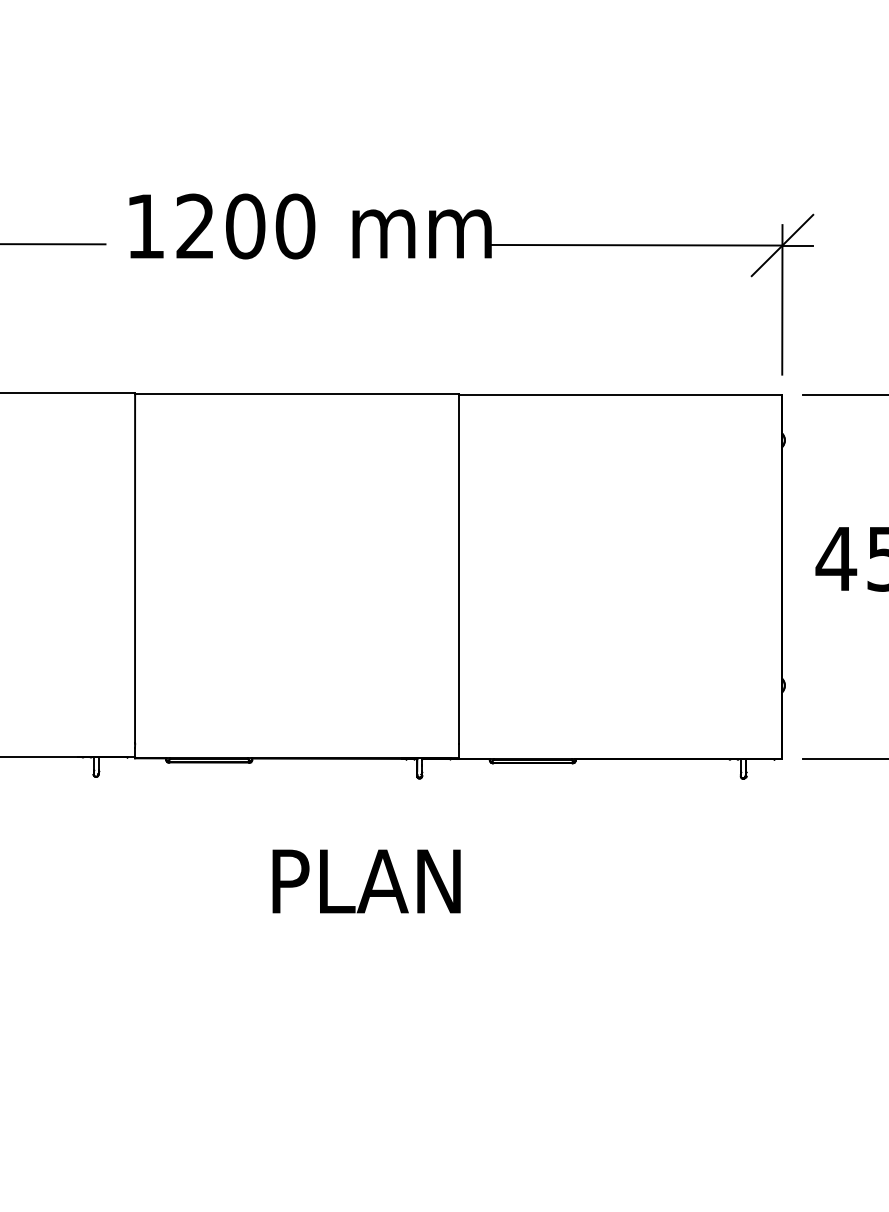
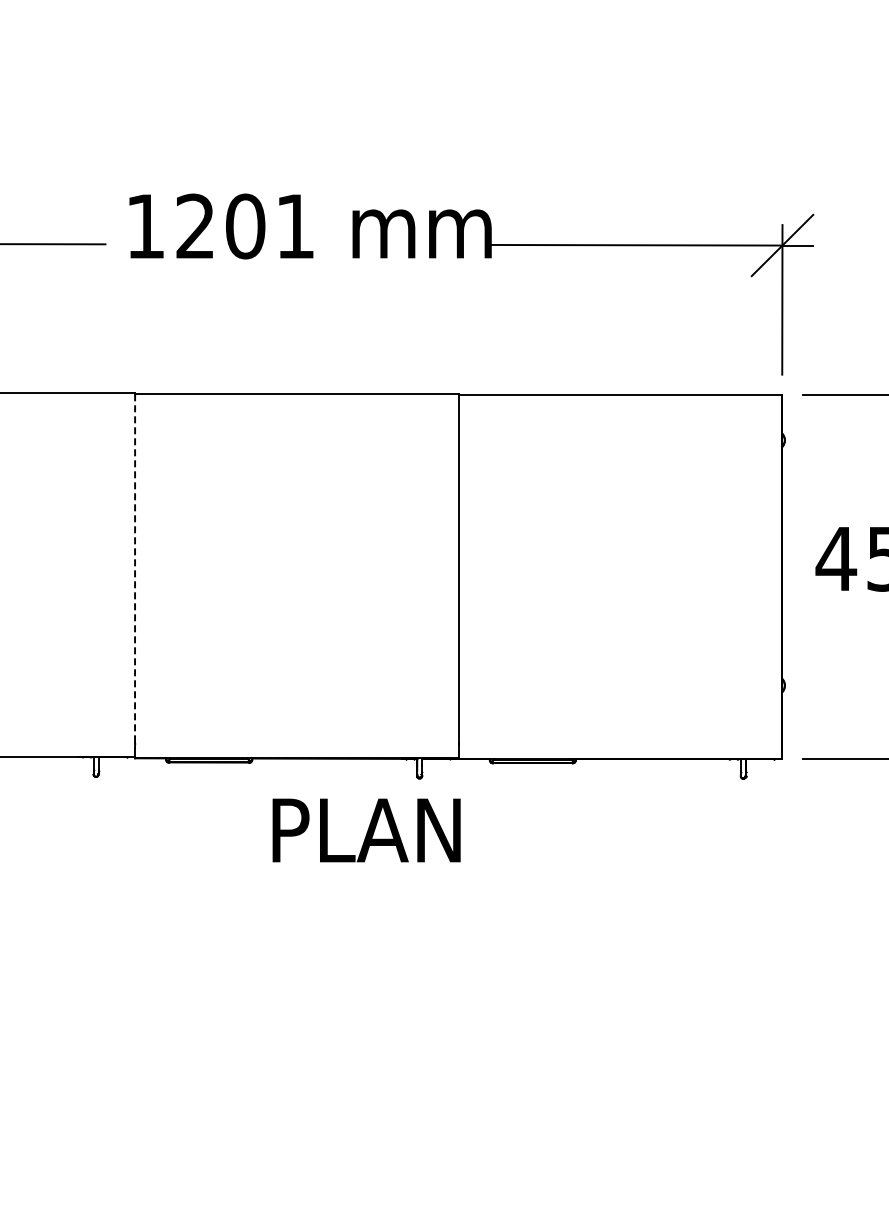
text: 1200 -> 1201 (295, 226)
line: solid -> dashed (135, 569)
text position: (366, 881) -> (366, 830) (366, 830)
